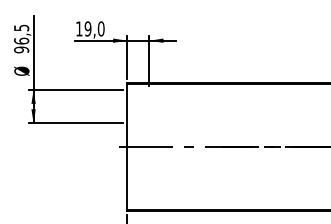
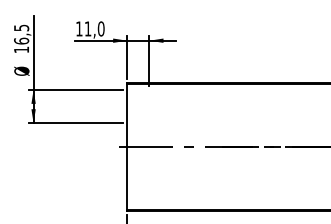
text: 19,0 -> 11,0 (87, 28)
text: 96,5 -> 16,5 (21, 49)
